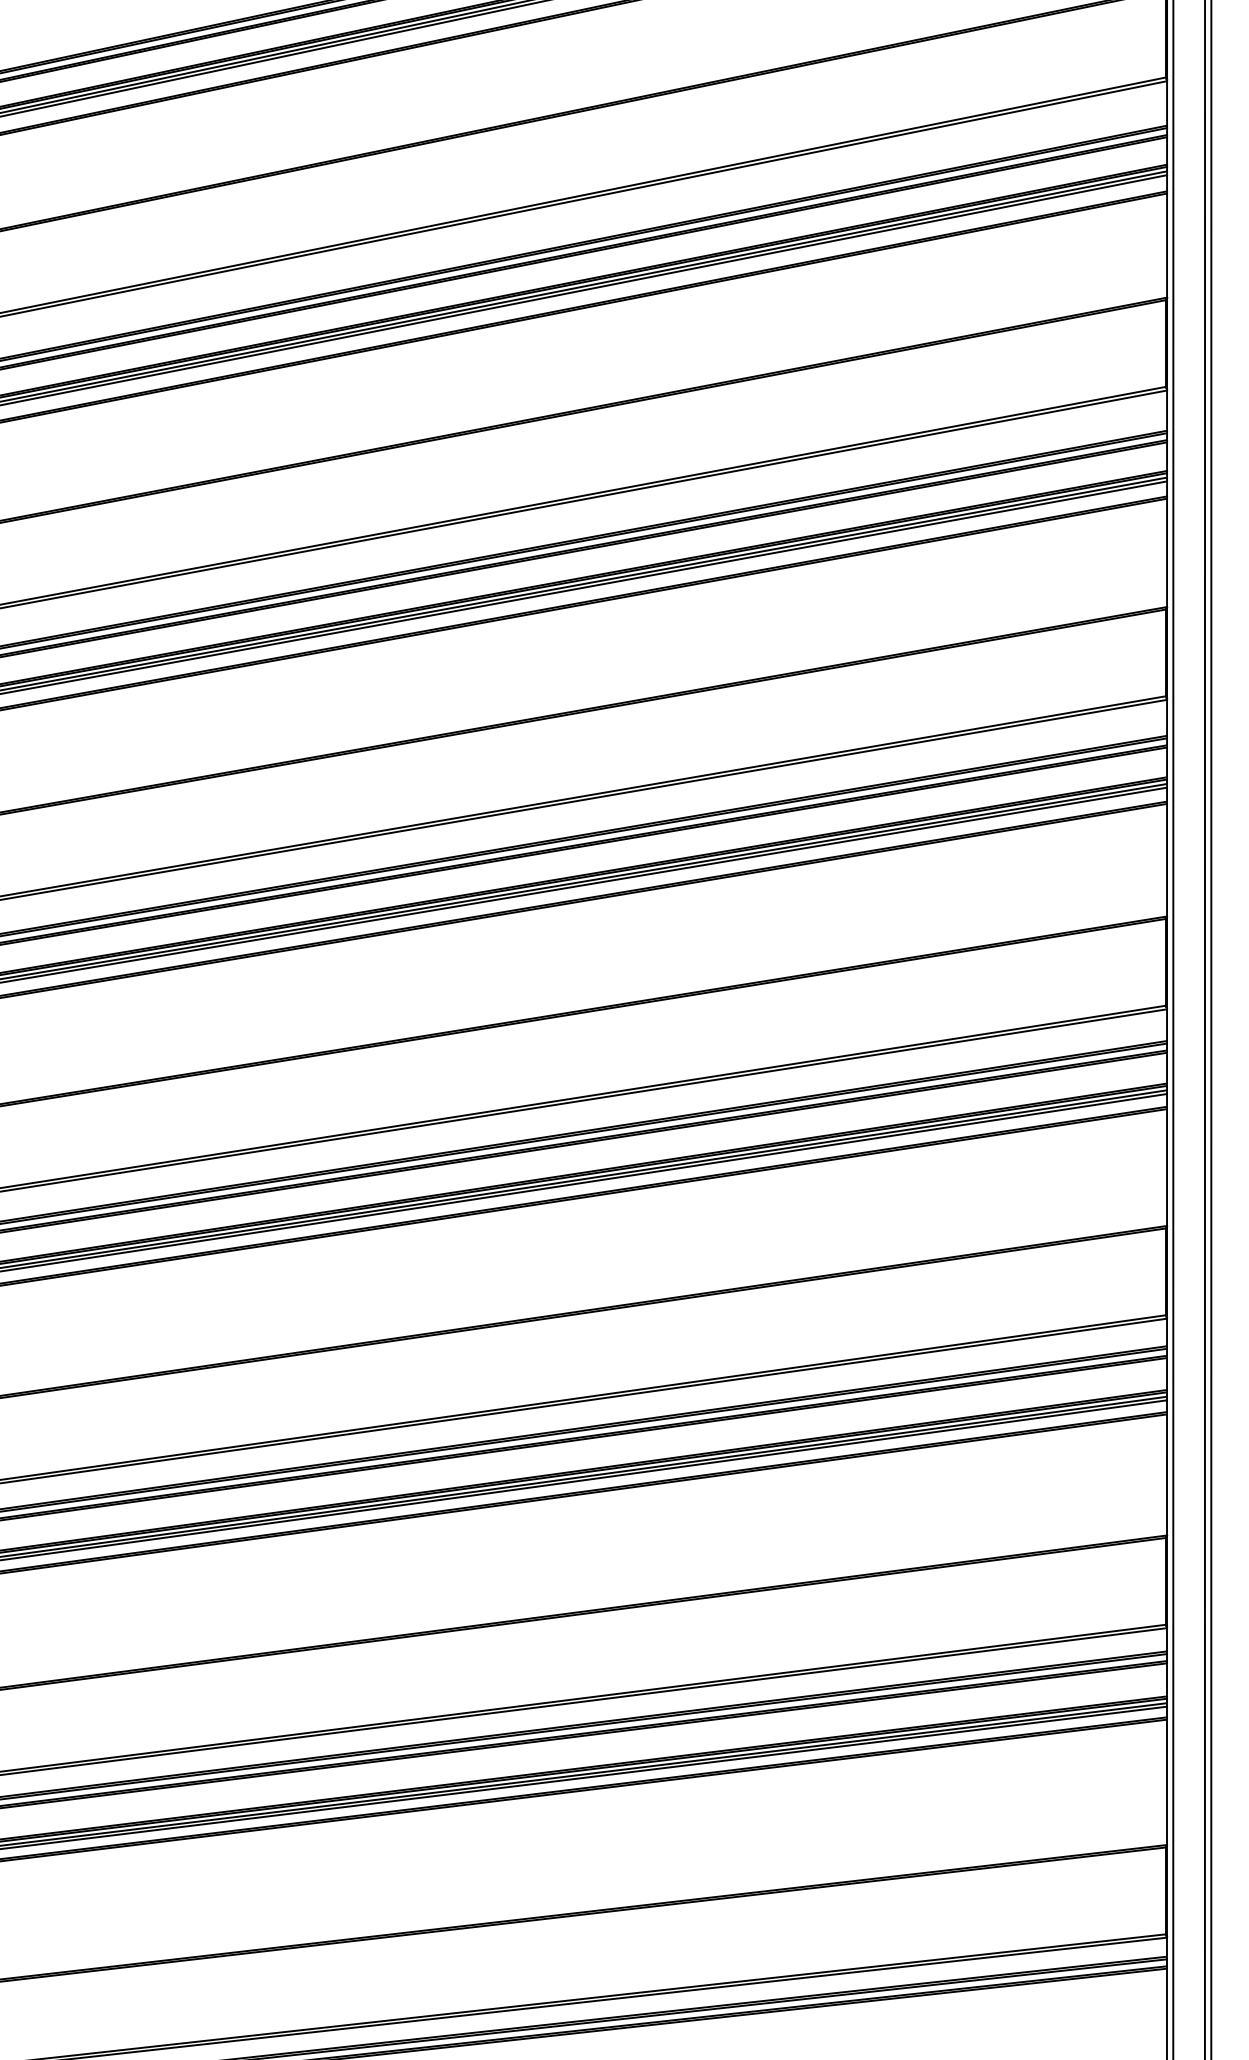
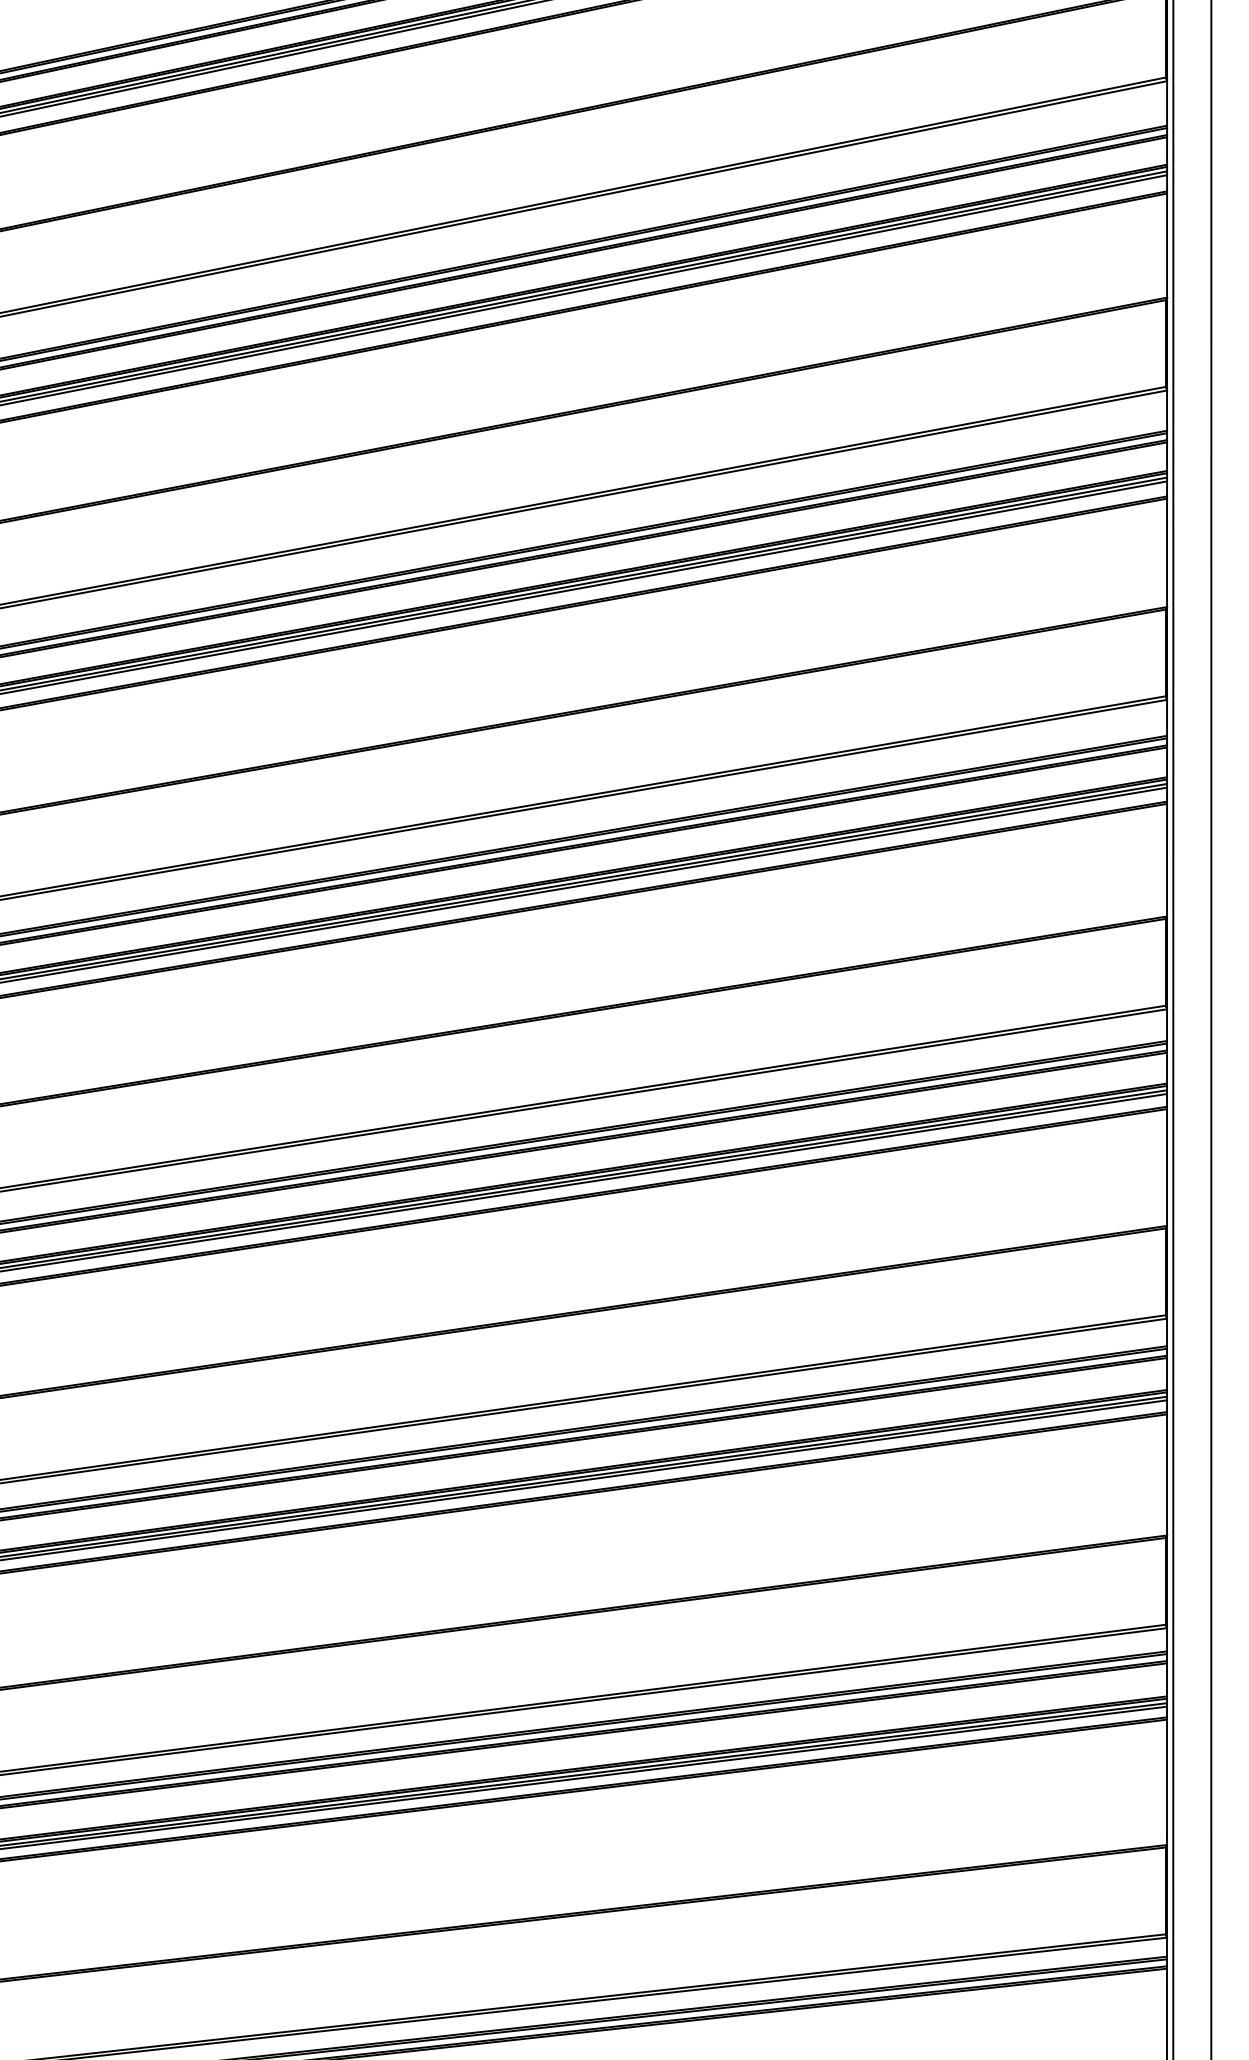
line: present -> none (1204, 1029)
